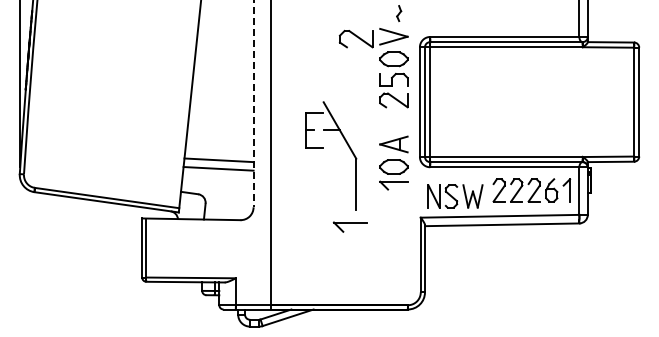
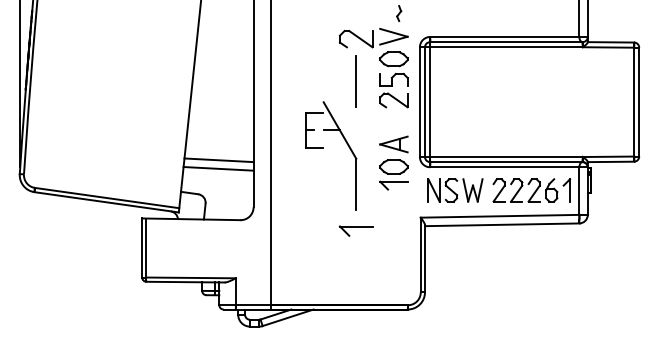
line: none -> present (356, 81)
line: dashed -> solid (253, 104)
part position: (455, 196) -> (455, 190) (455, 190)
part position: (349, 226) -> (355, 230) (355, 230)
